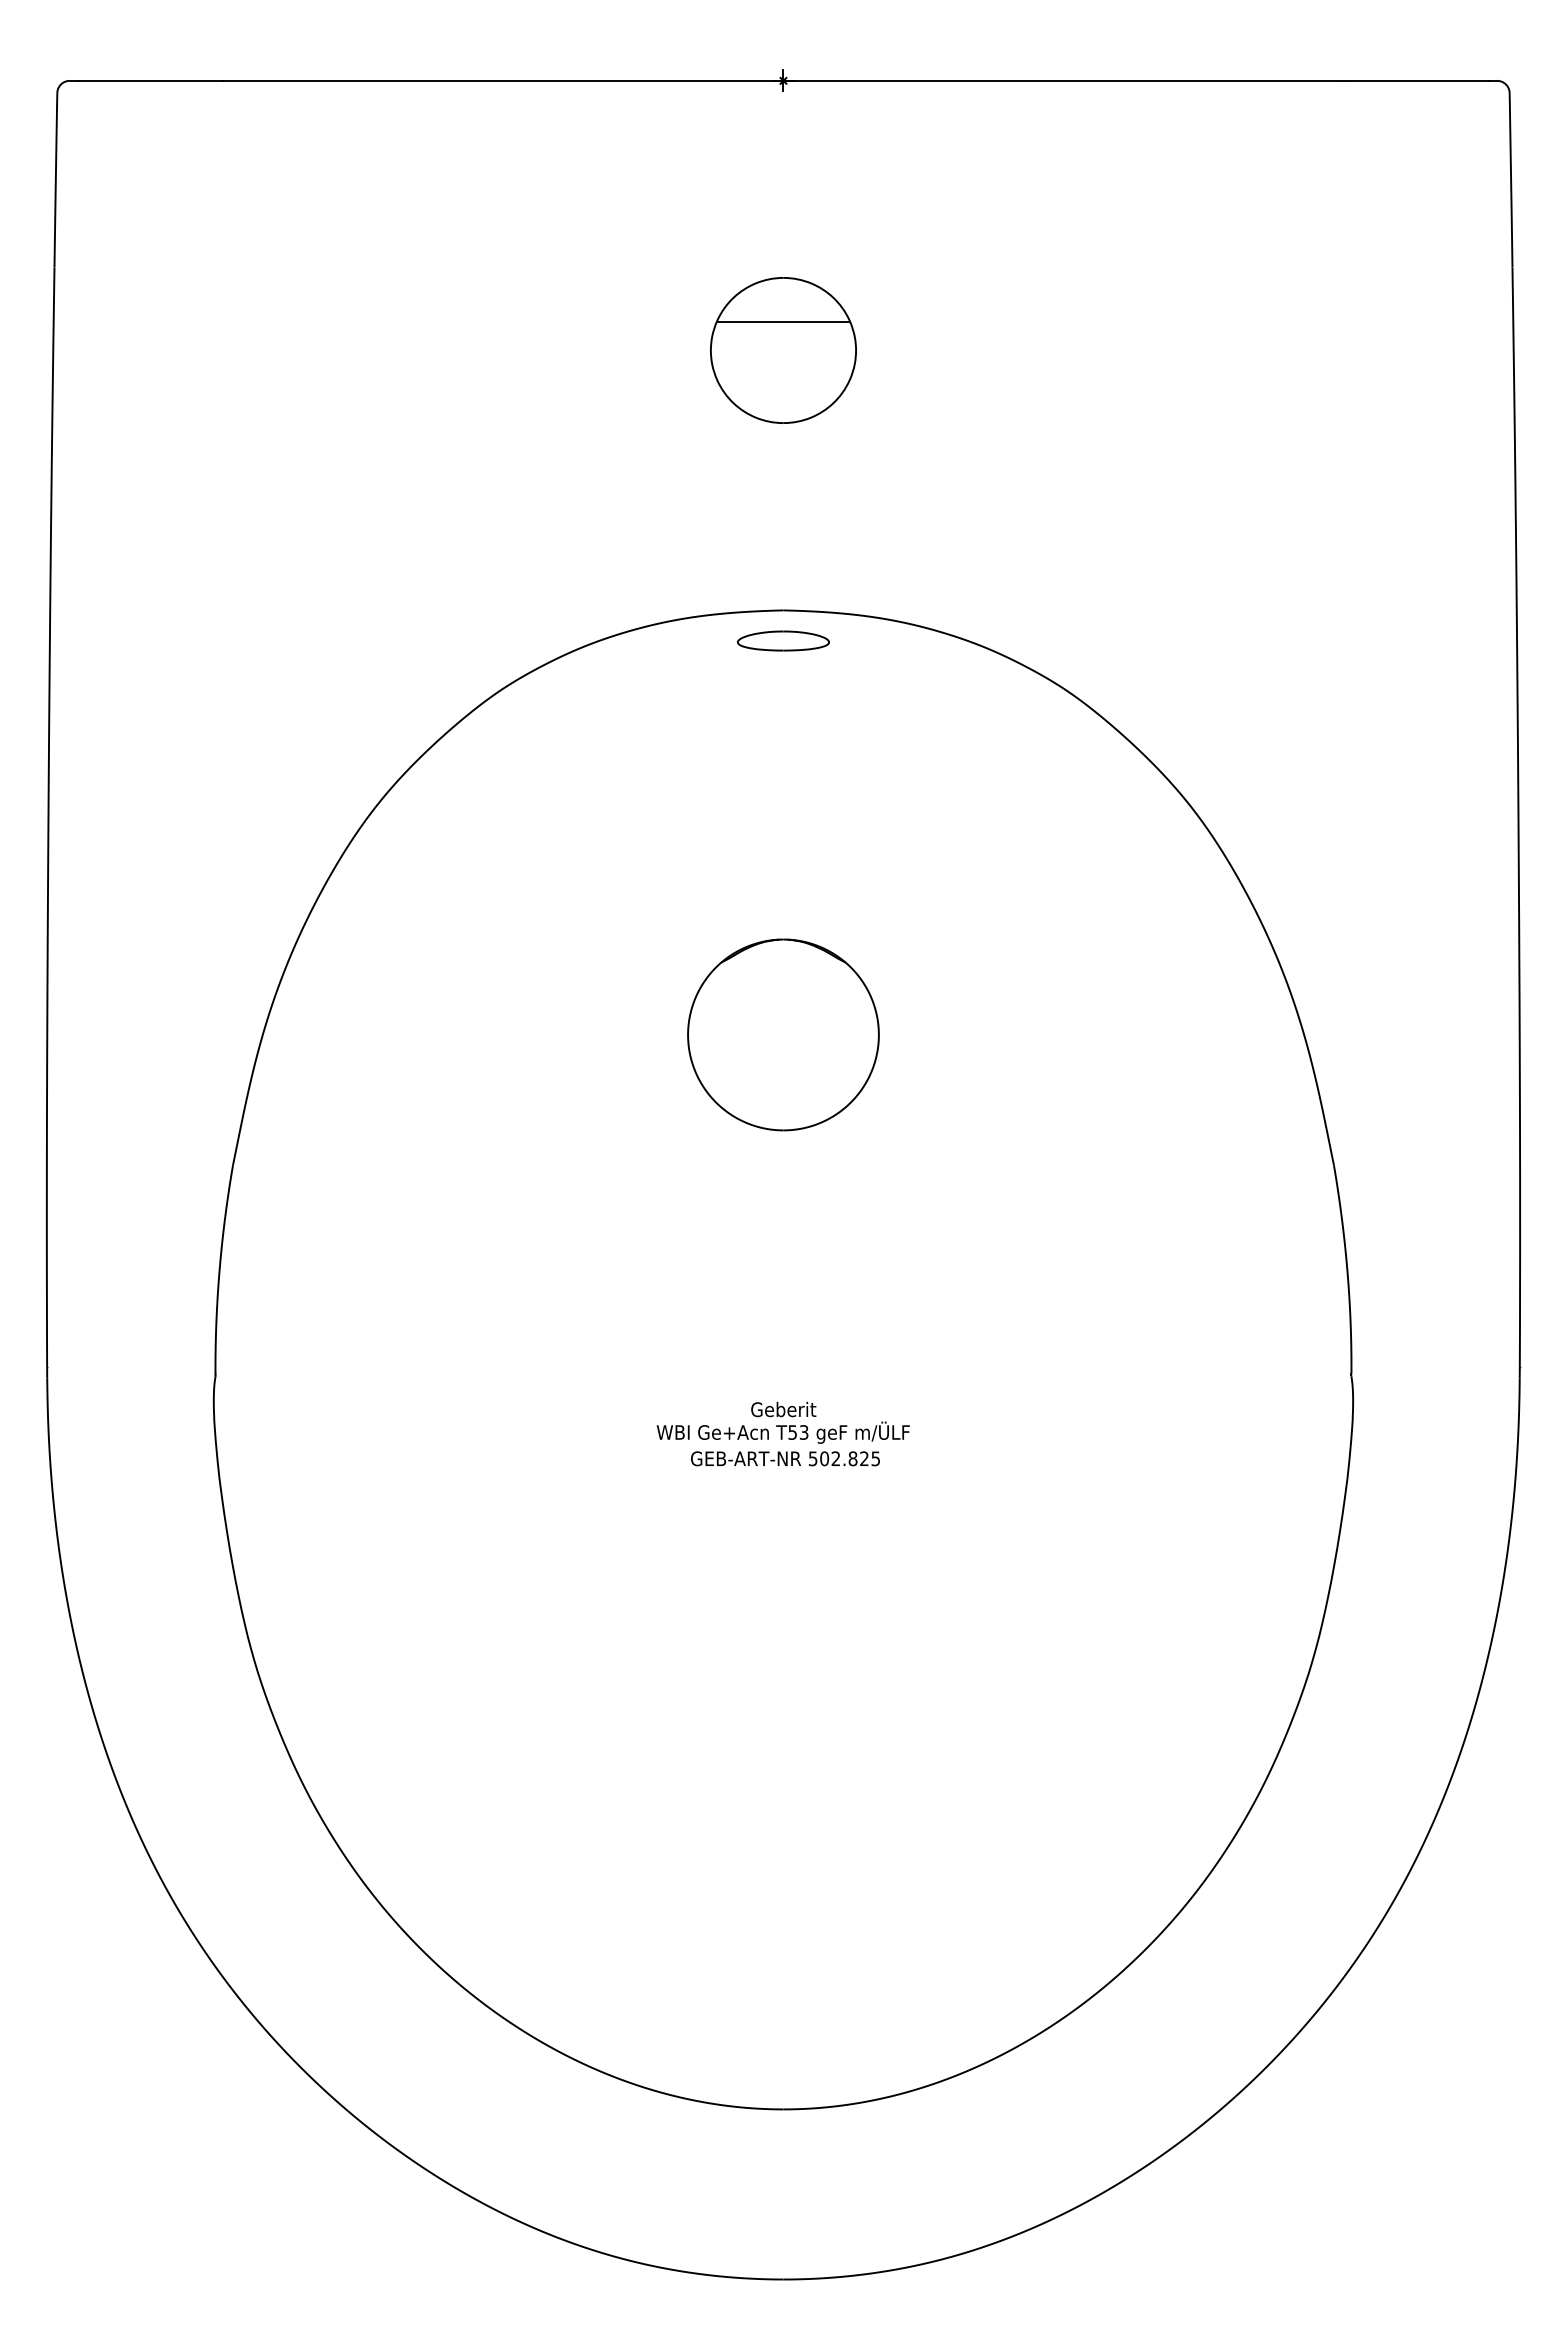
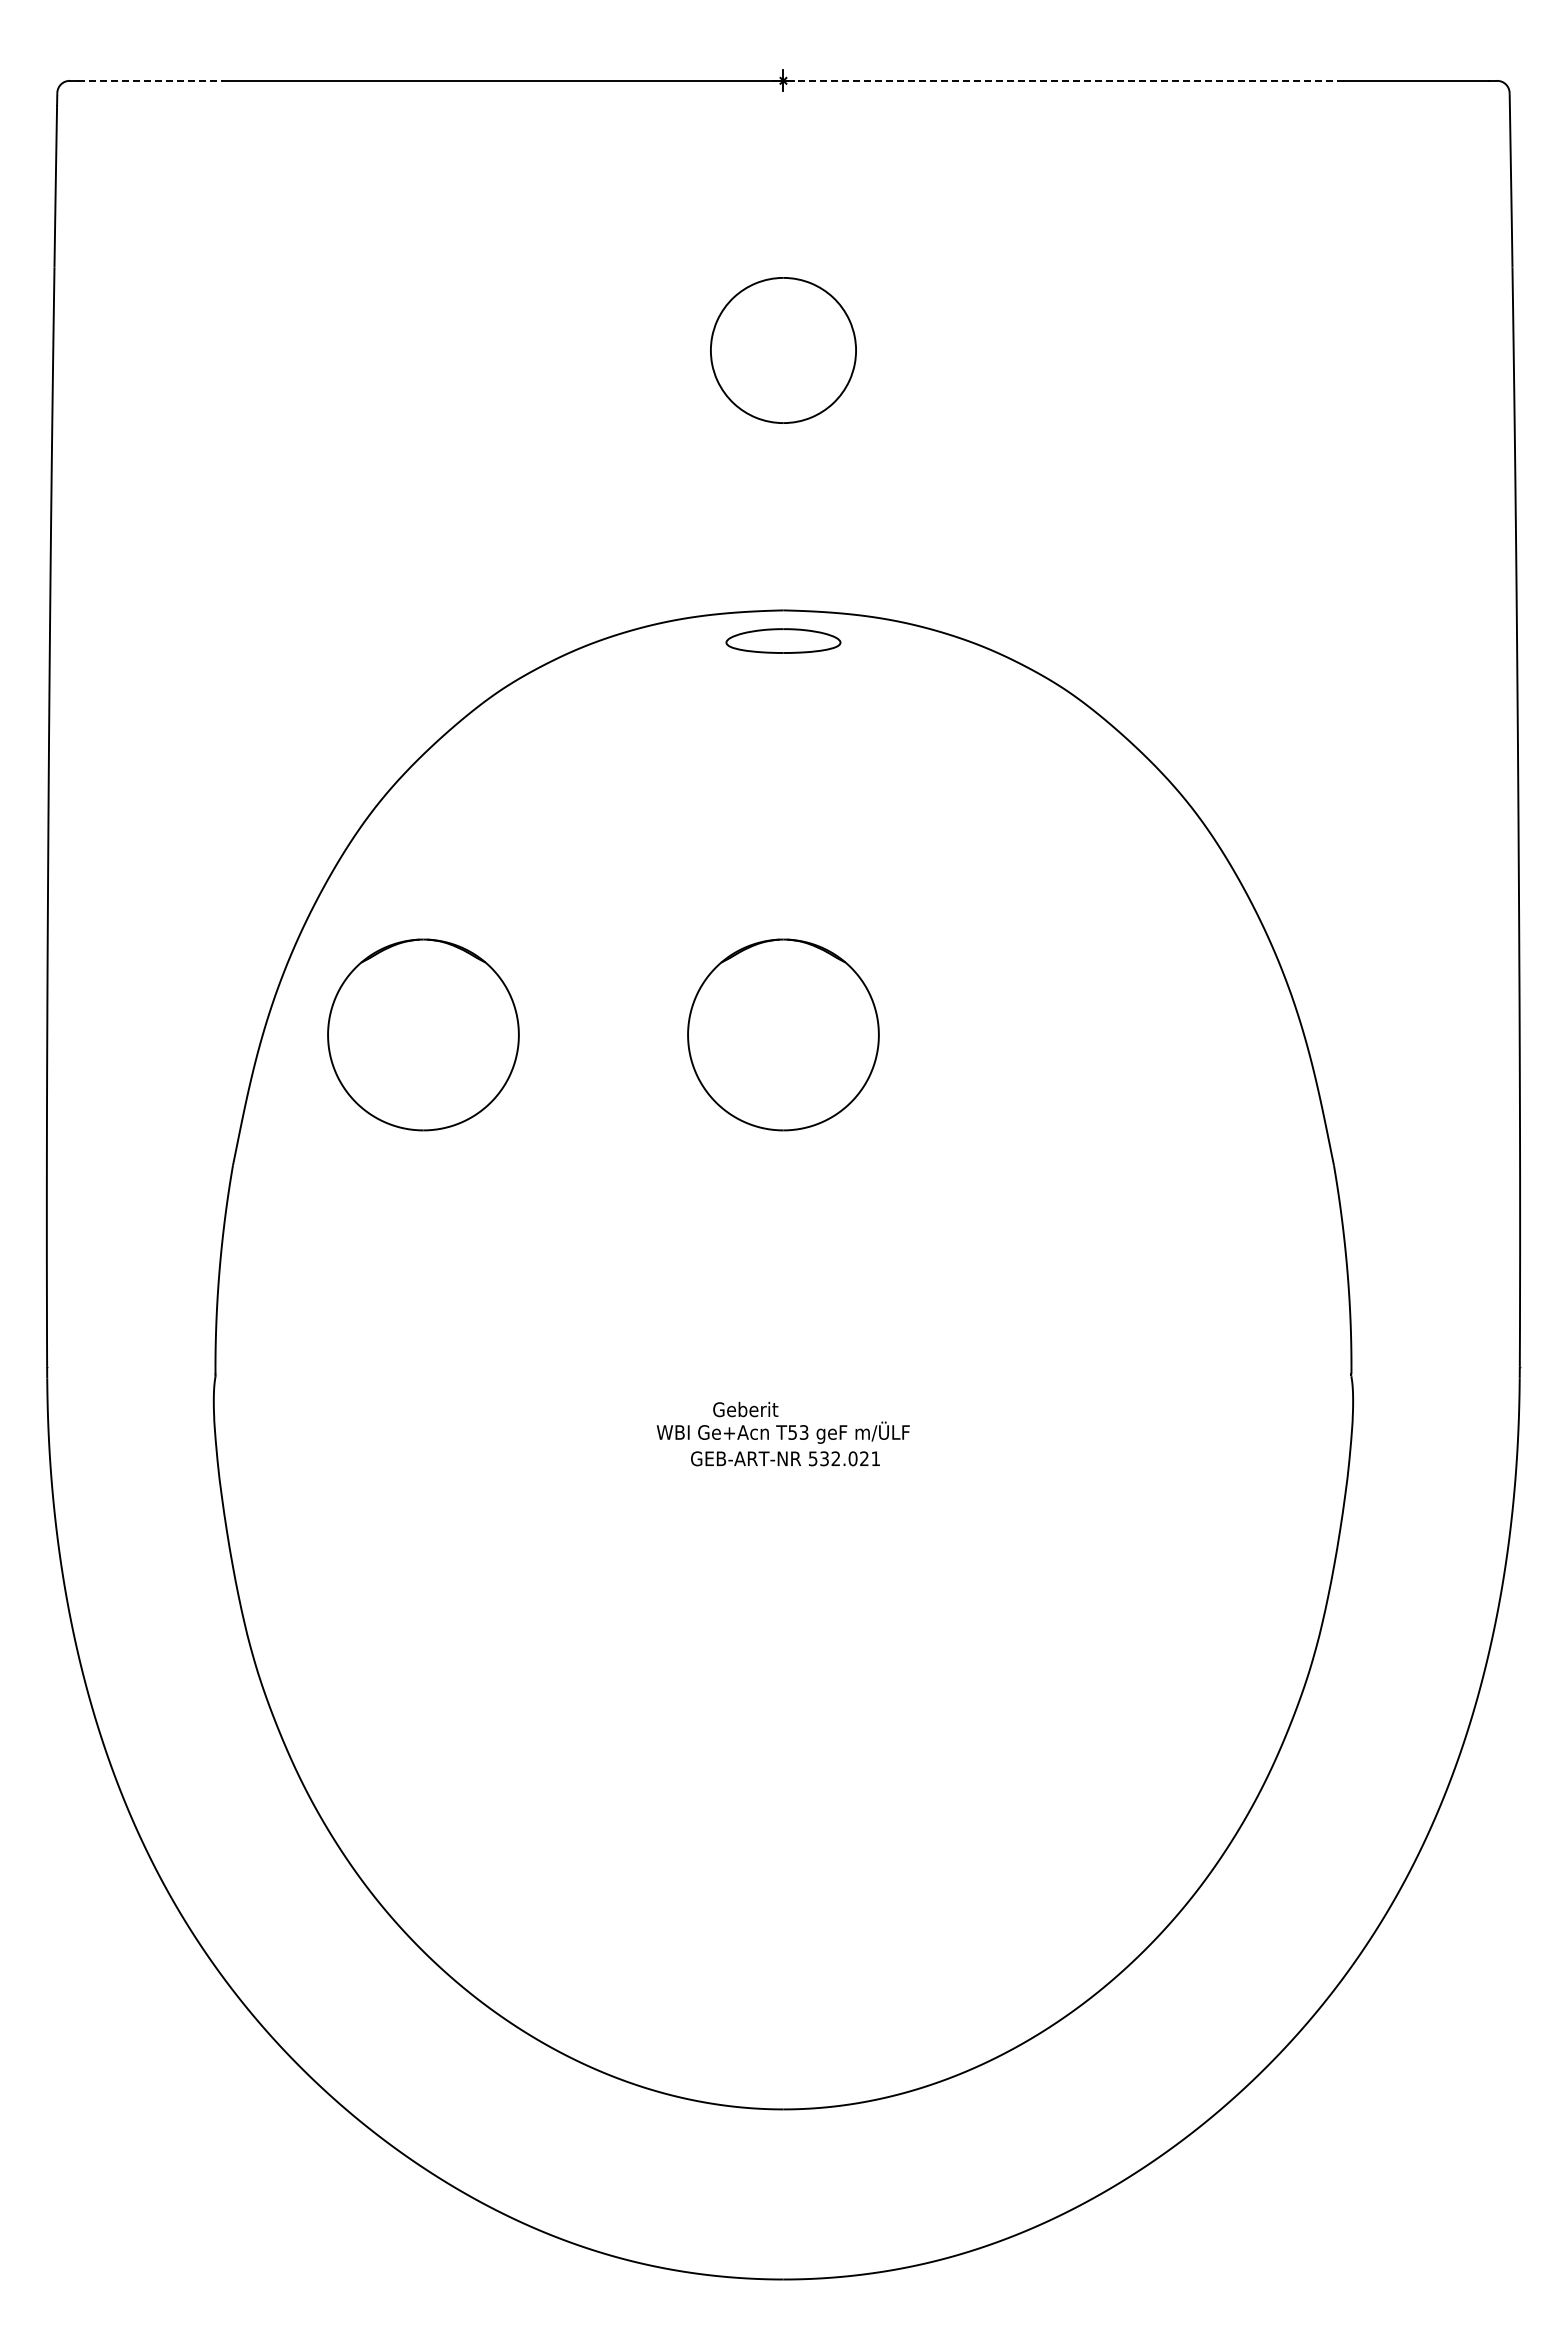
line: solid -> dashed (150, 80)
line: solid -> dashed (1063, 80)
line: present -> none (783, 321)
part size: 93x22 px -> 117x26 px (783, 640)
part: none -> present (423, 1034)
text position: (783, 1409) -> (745, 1409) (745, 1409)
text: 502.825 -> 532.021 (849, 1458)
